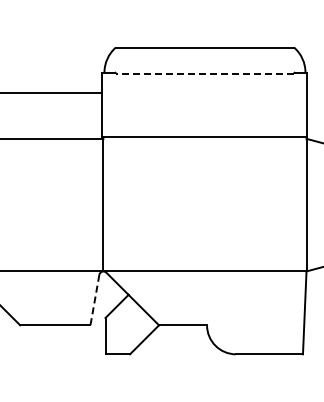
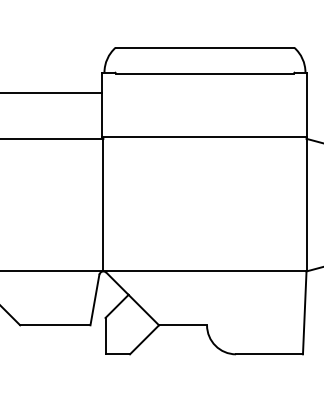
line: dashed -> solid (204, 73)
line: dashed -> solid (94, 300)
